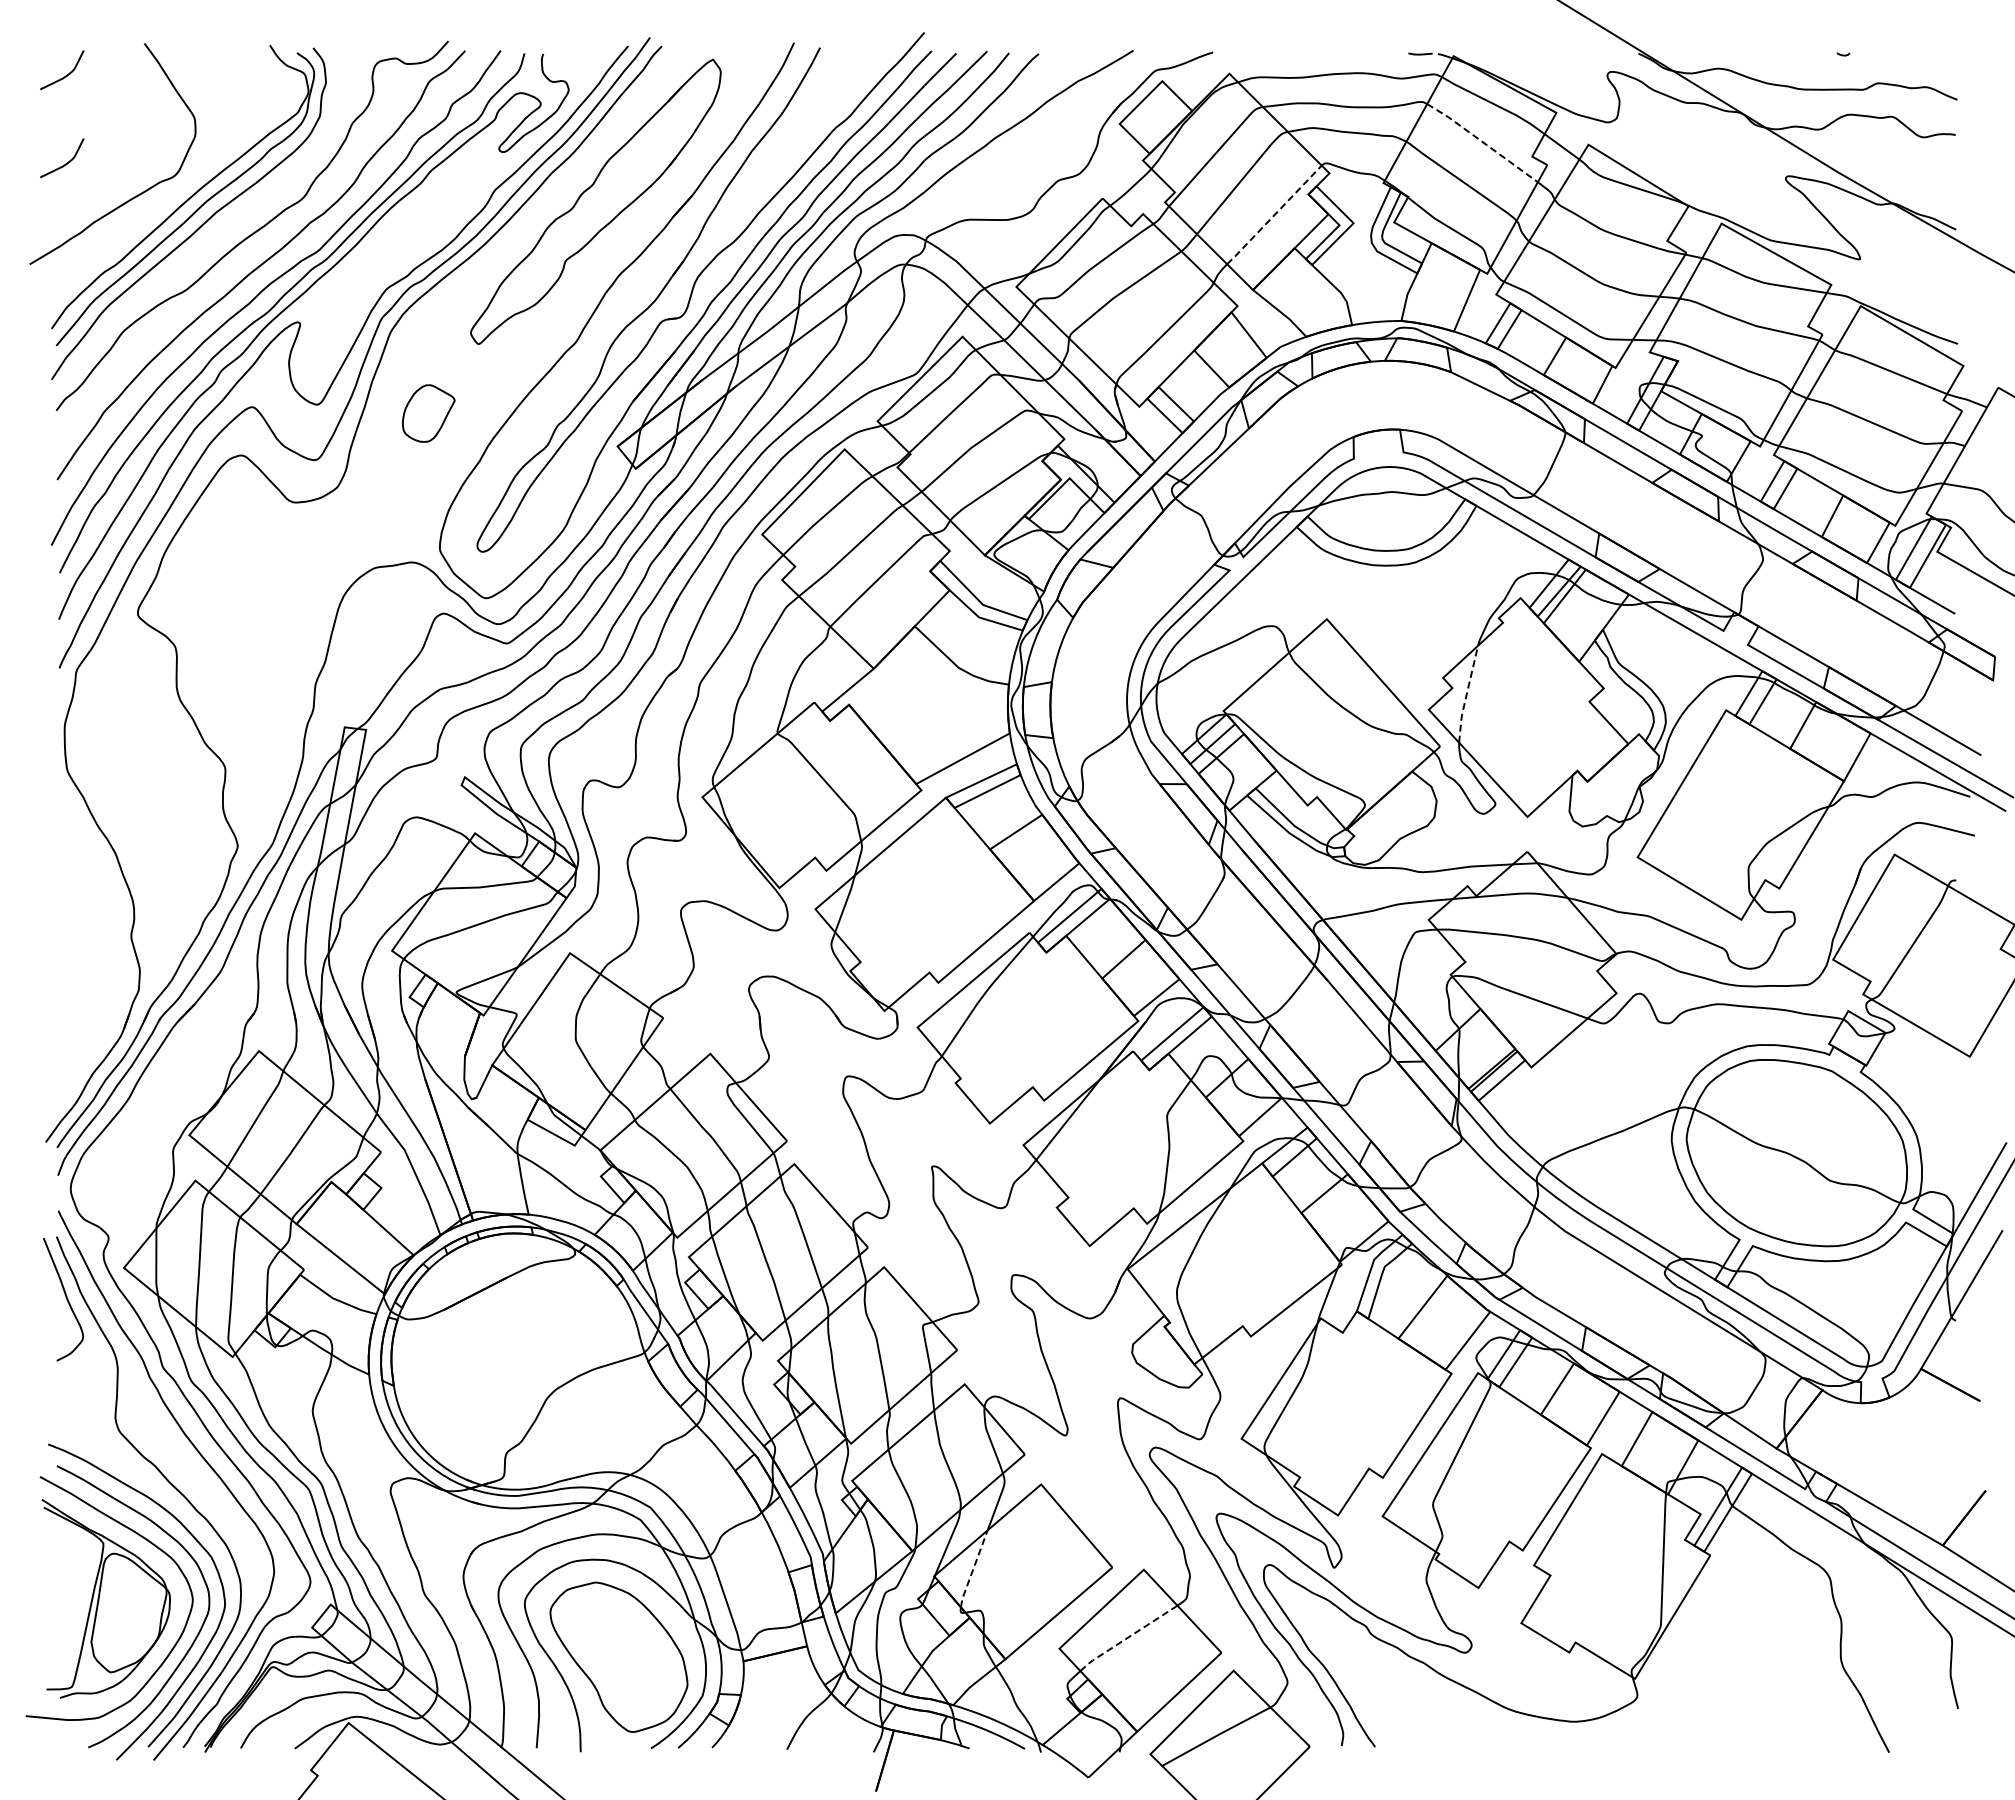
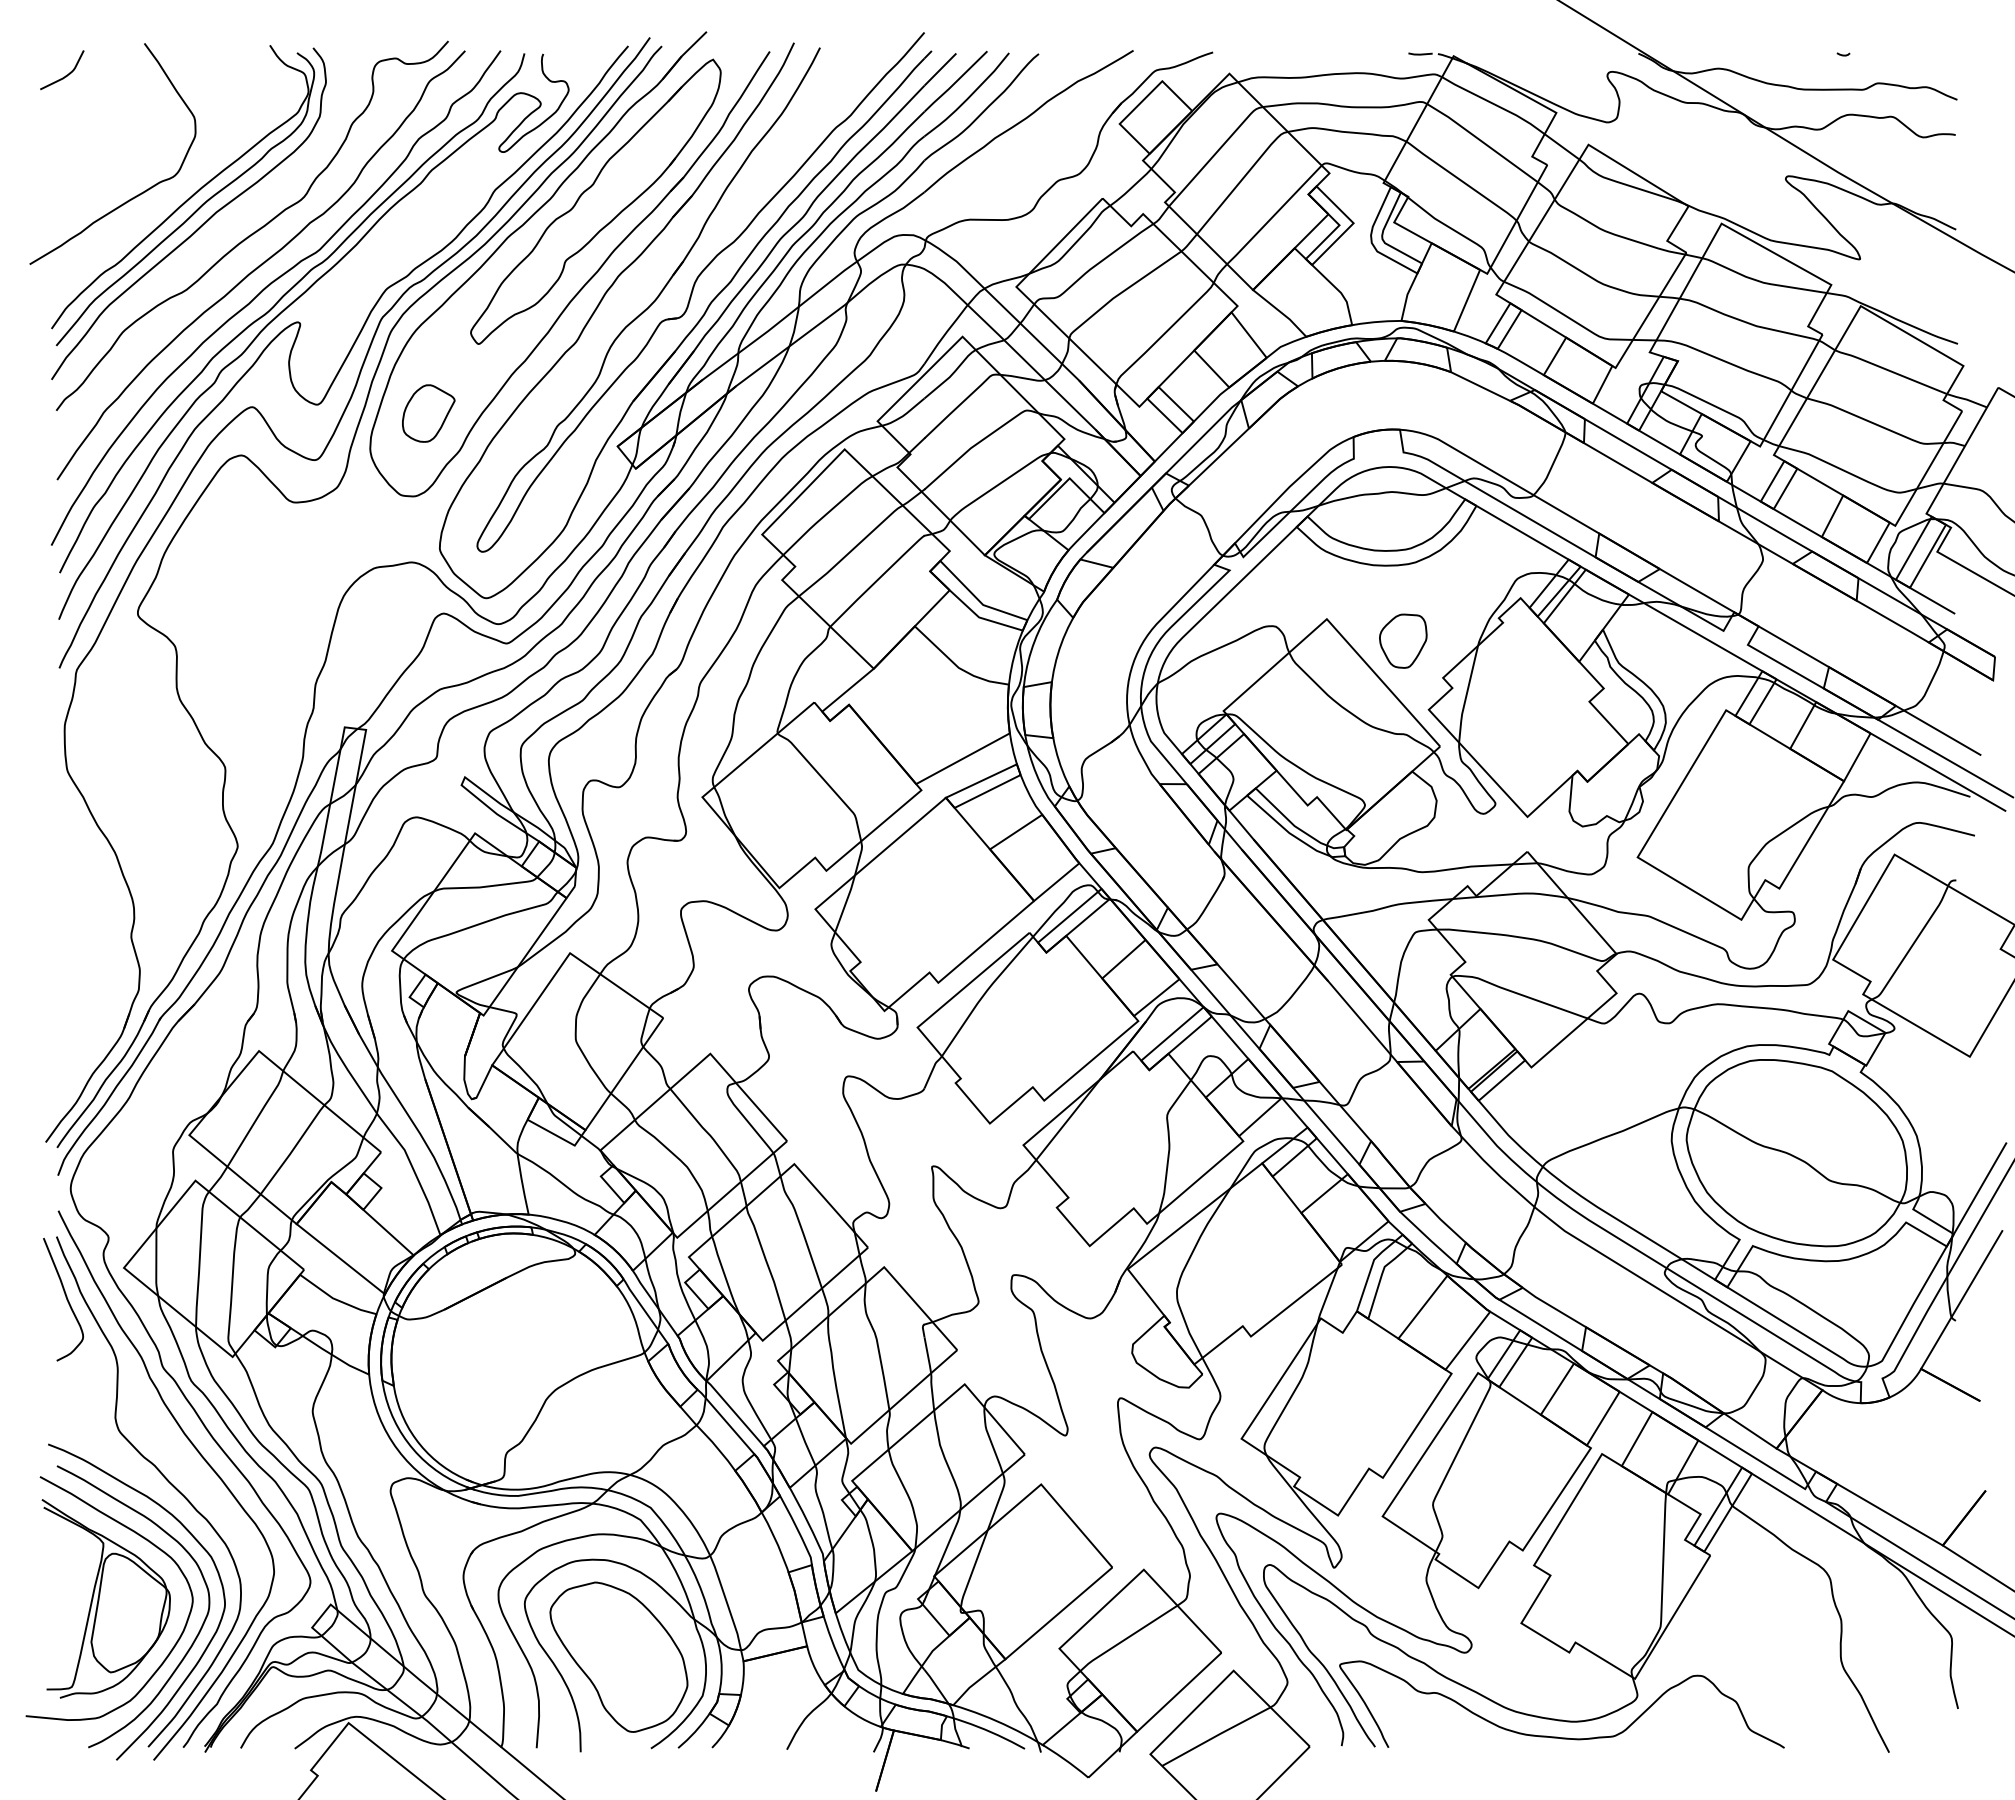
line: dashed -> solid (1483, 142)
curve: present -> none (65, 163)
line: dashed -> solid (1274, 215)
part: none -> present (586, 281)
part: none -> present (1403, 640)
line: dashed -> solid (1466, 694)
line: dashed -> solid (973, 1569)
line: dashed -> solid (1127, 1637)
curve: none -> present (1557, 1736)
